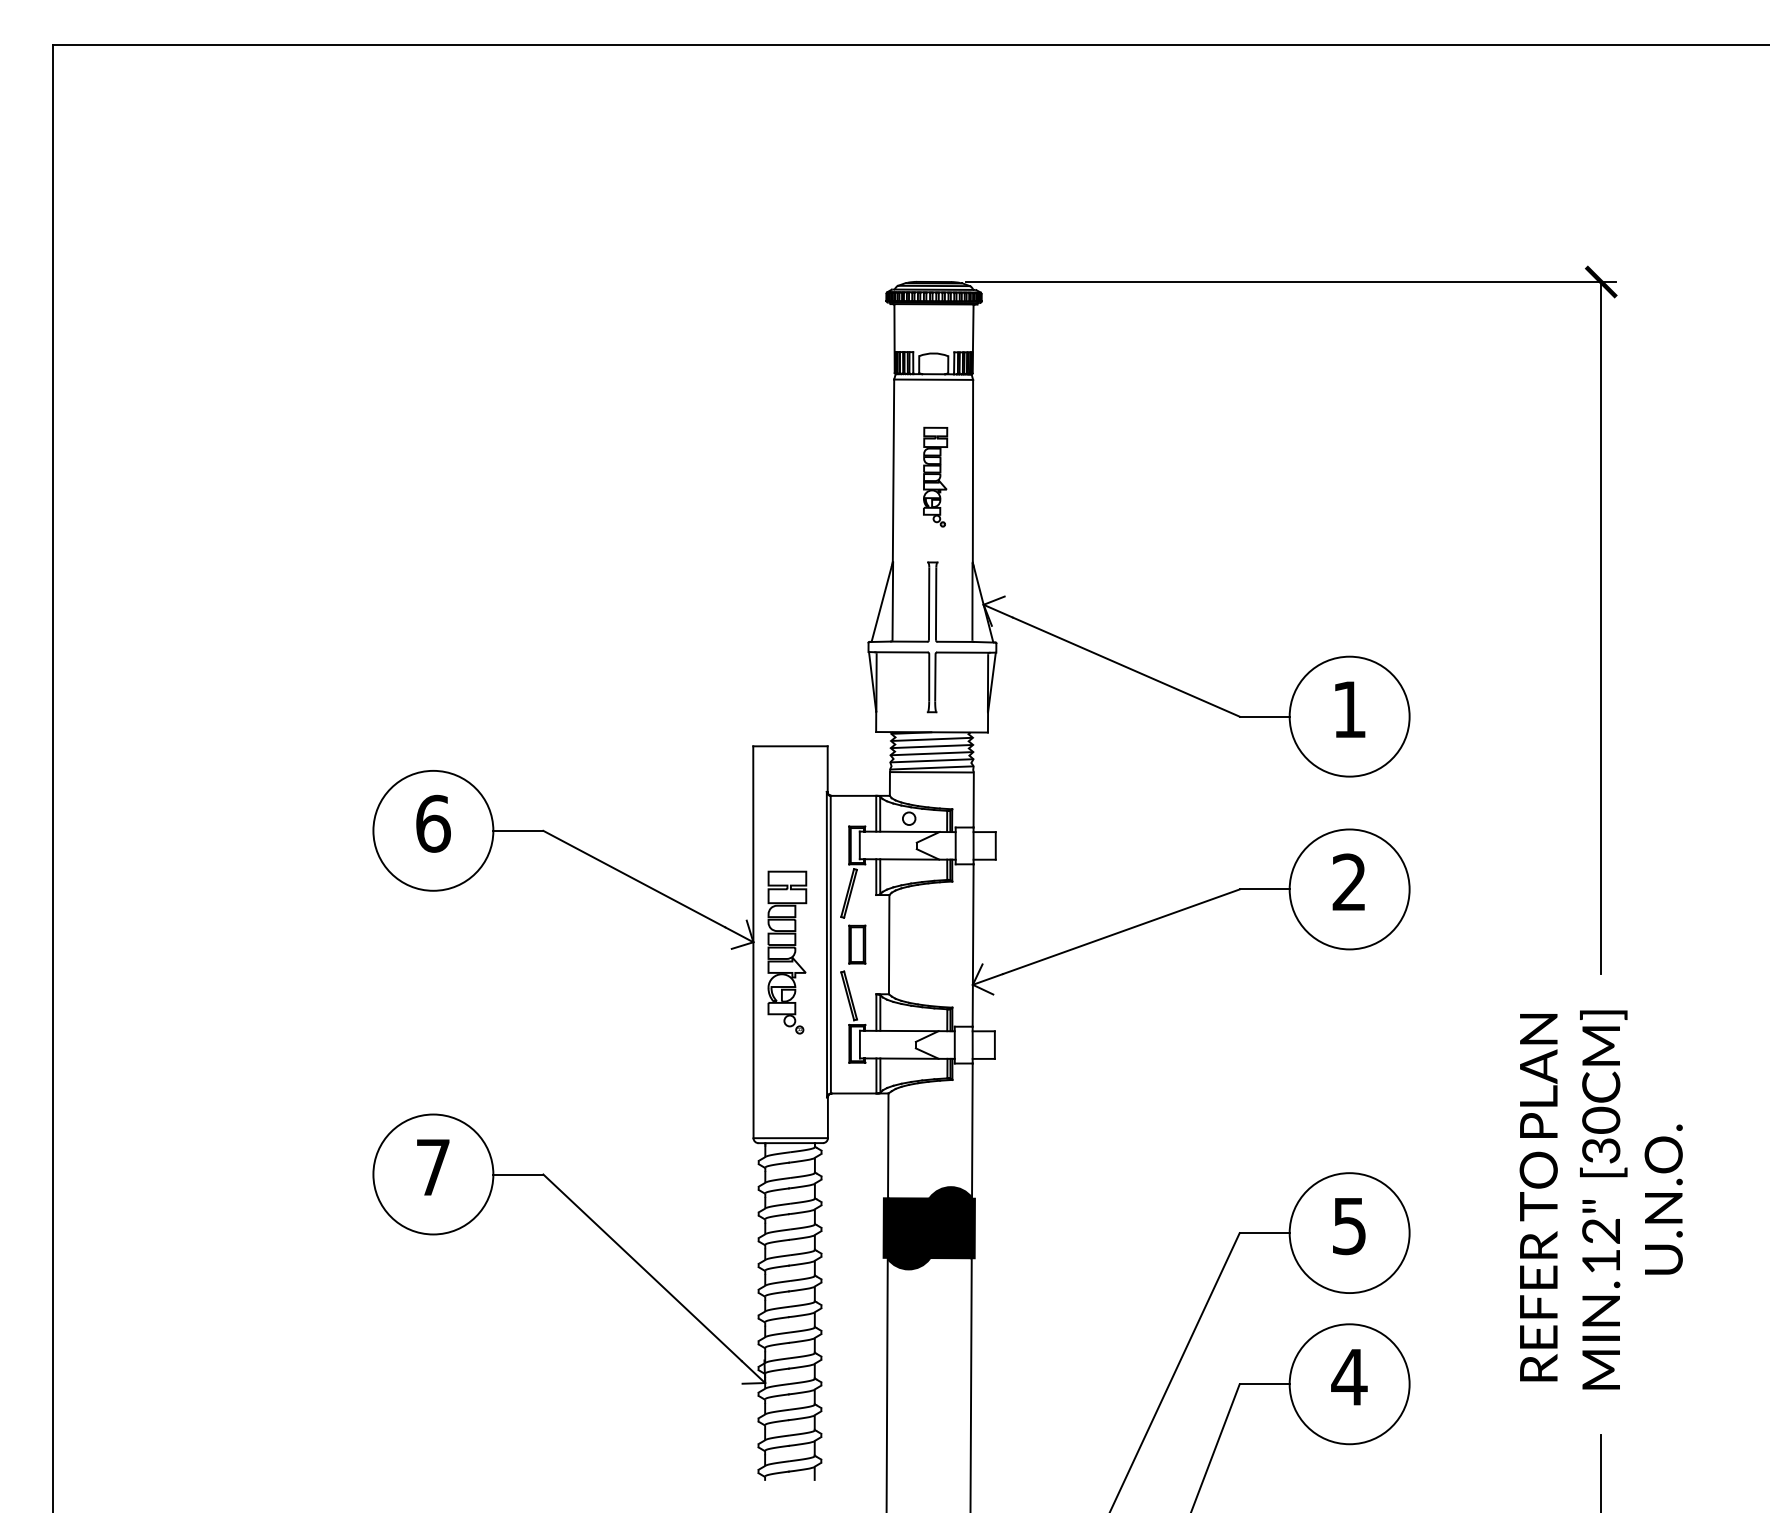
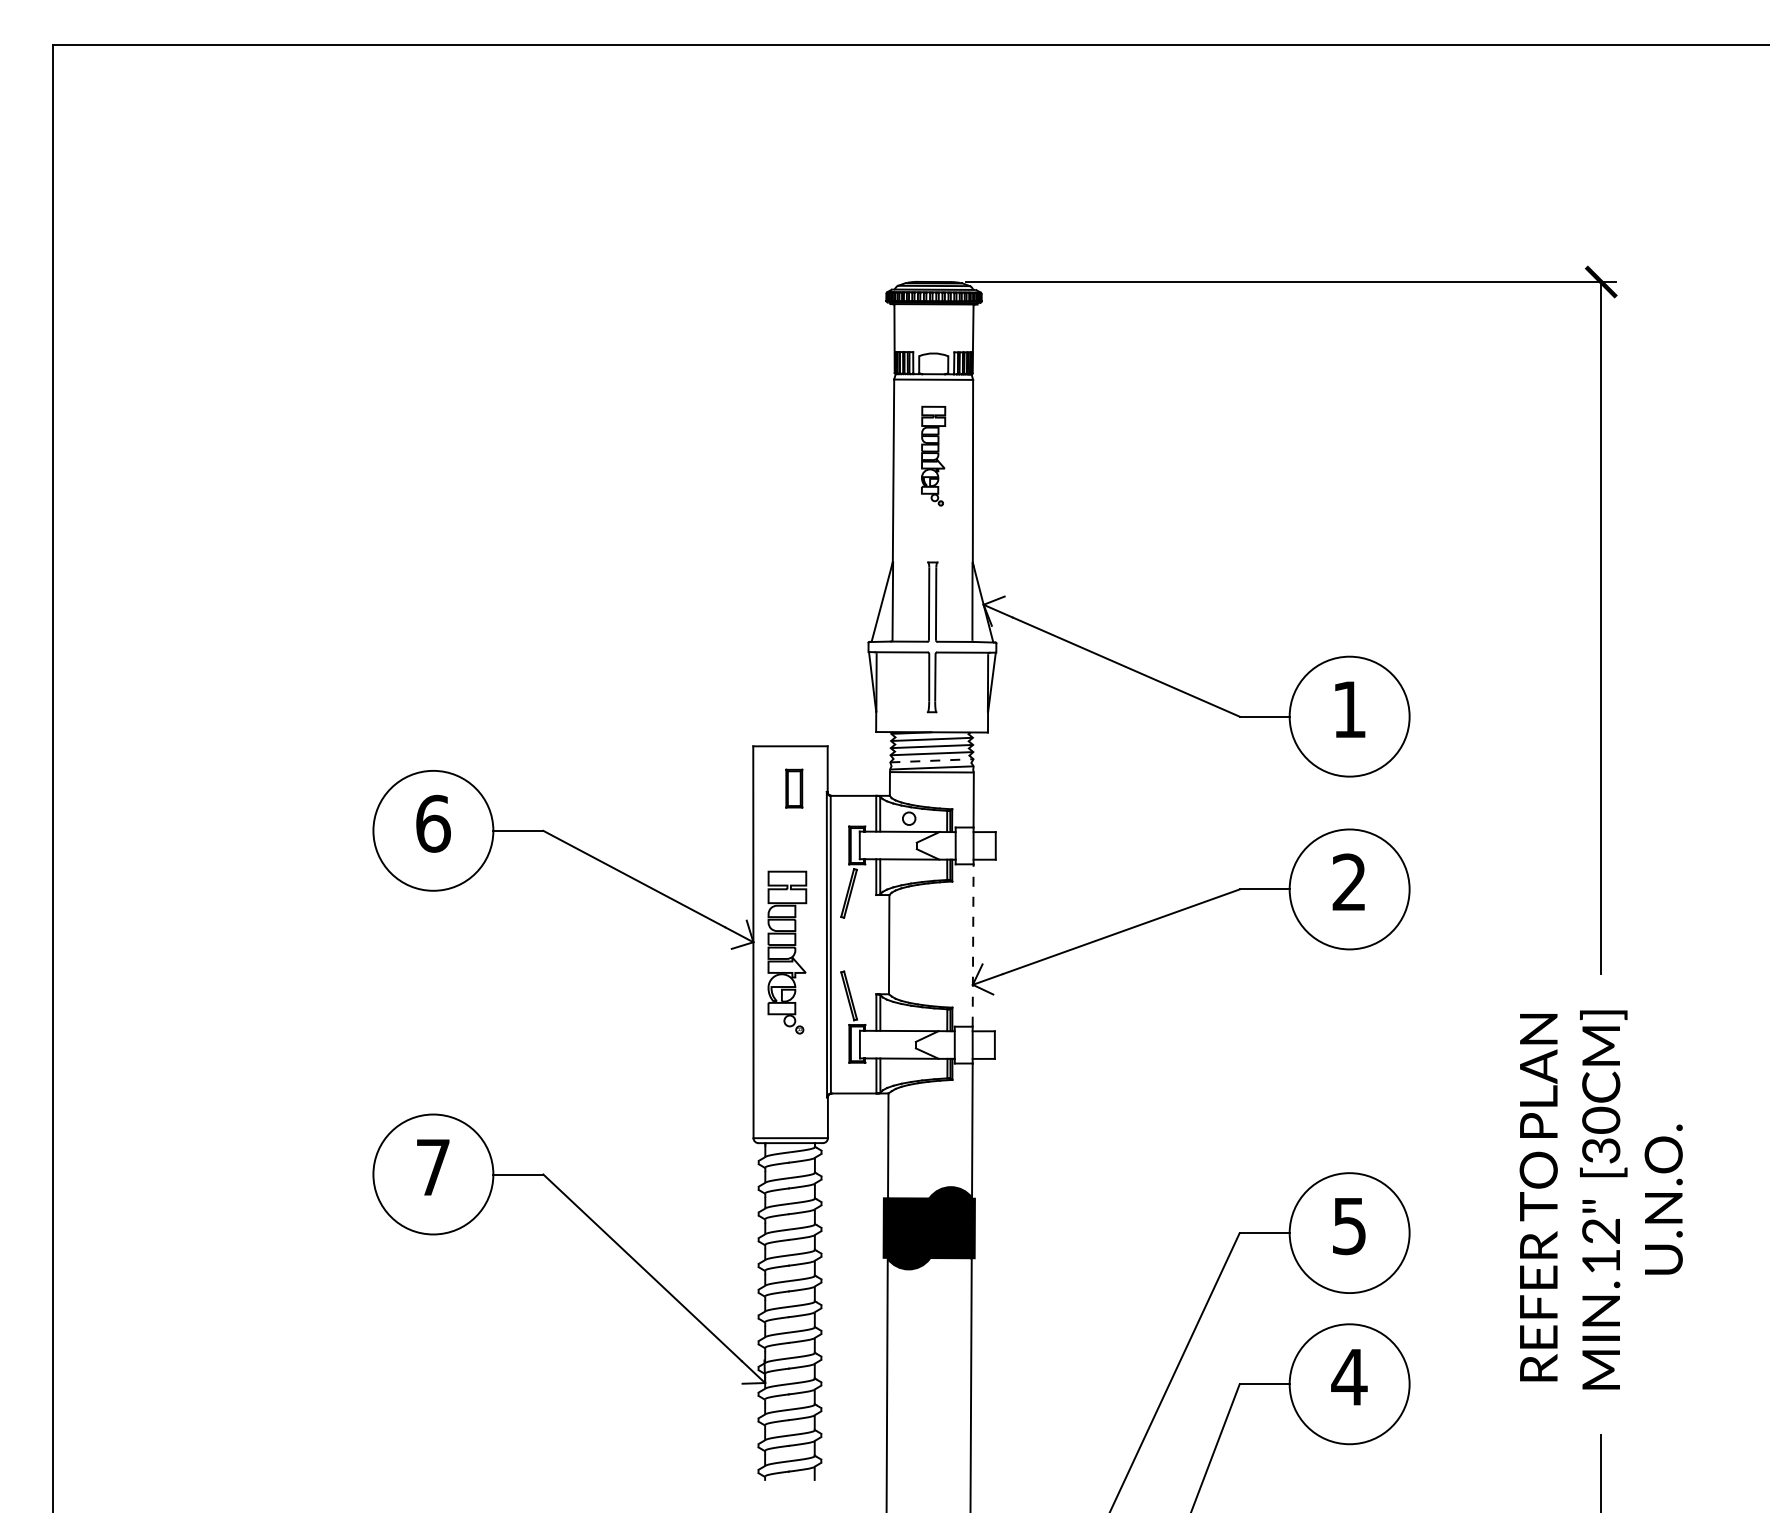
part position: (935, 476) -> (933, 455) (933, 455)
line: solid -> dashed (931, 760)
part position: (857, 944) -> (794, 788) (794, 788)
line: solid -> dashed (973, 945)
